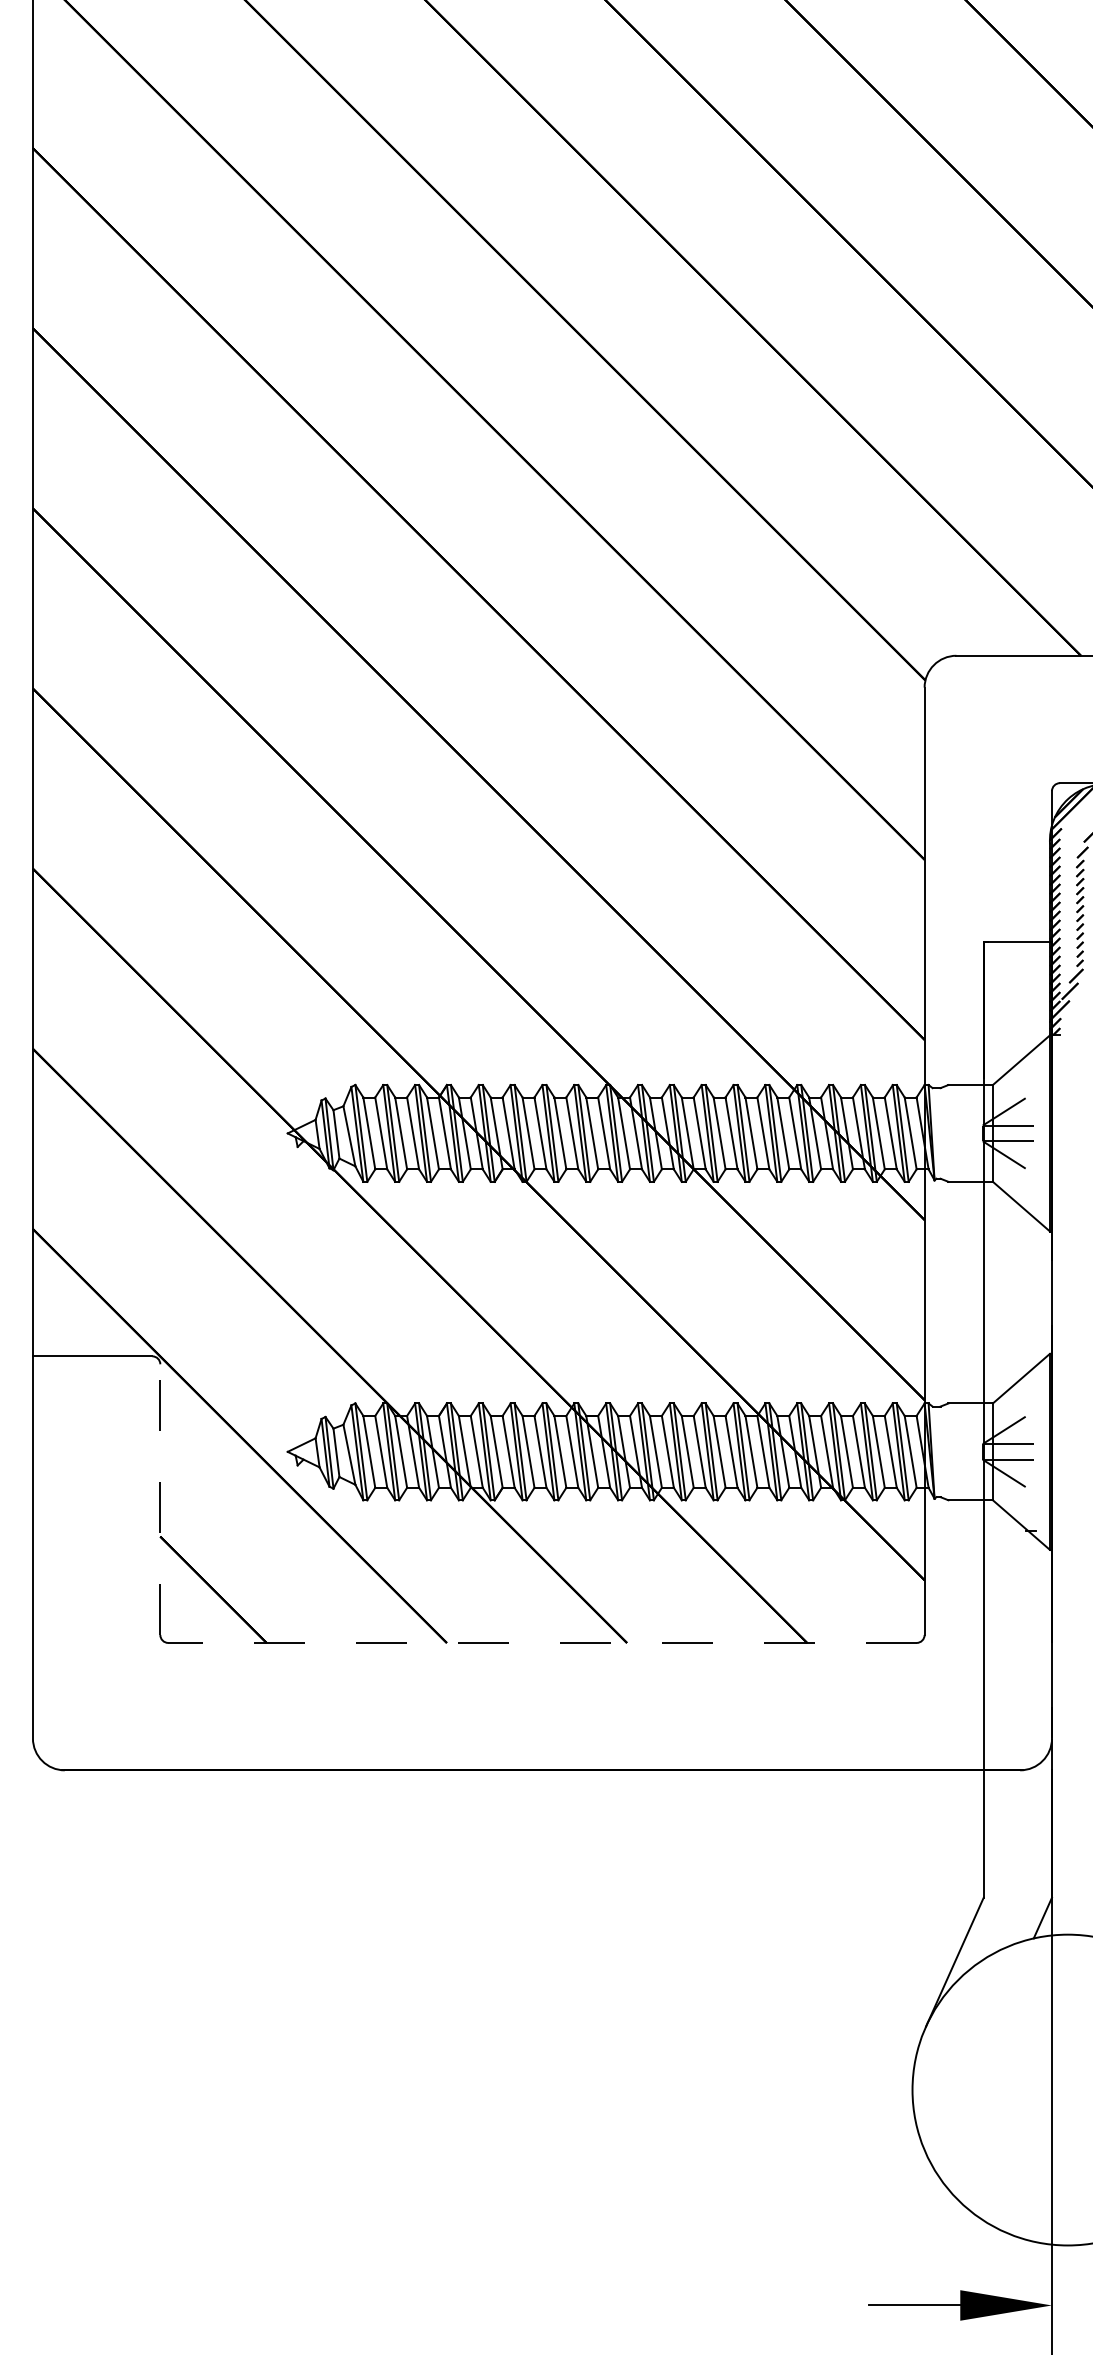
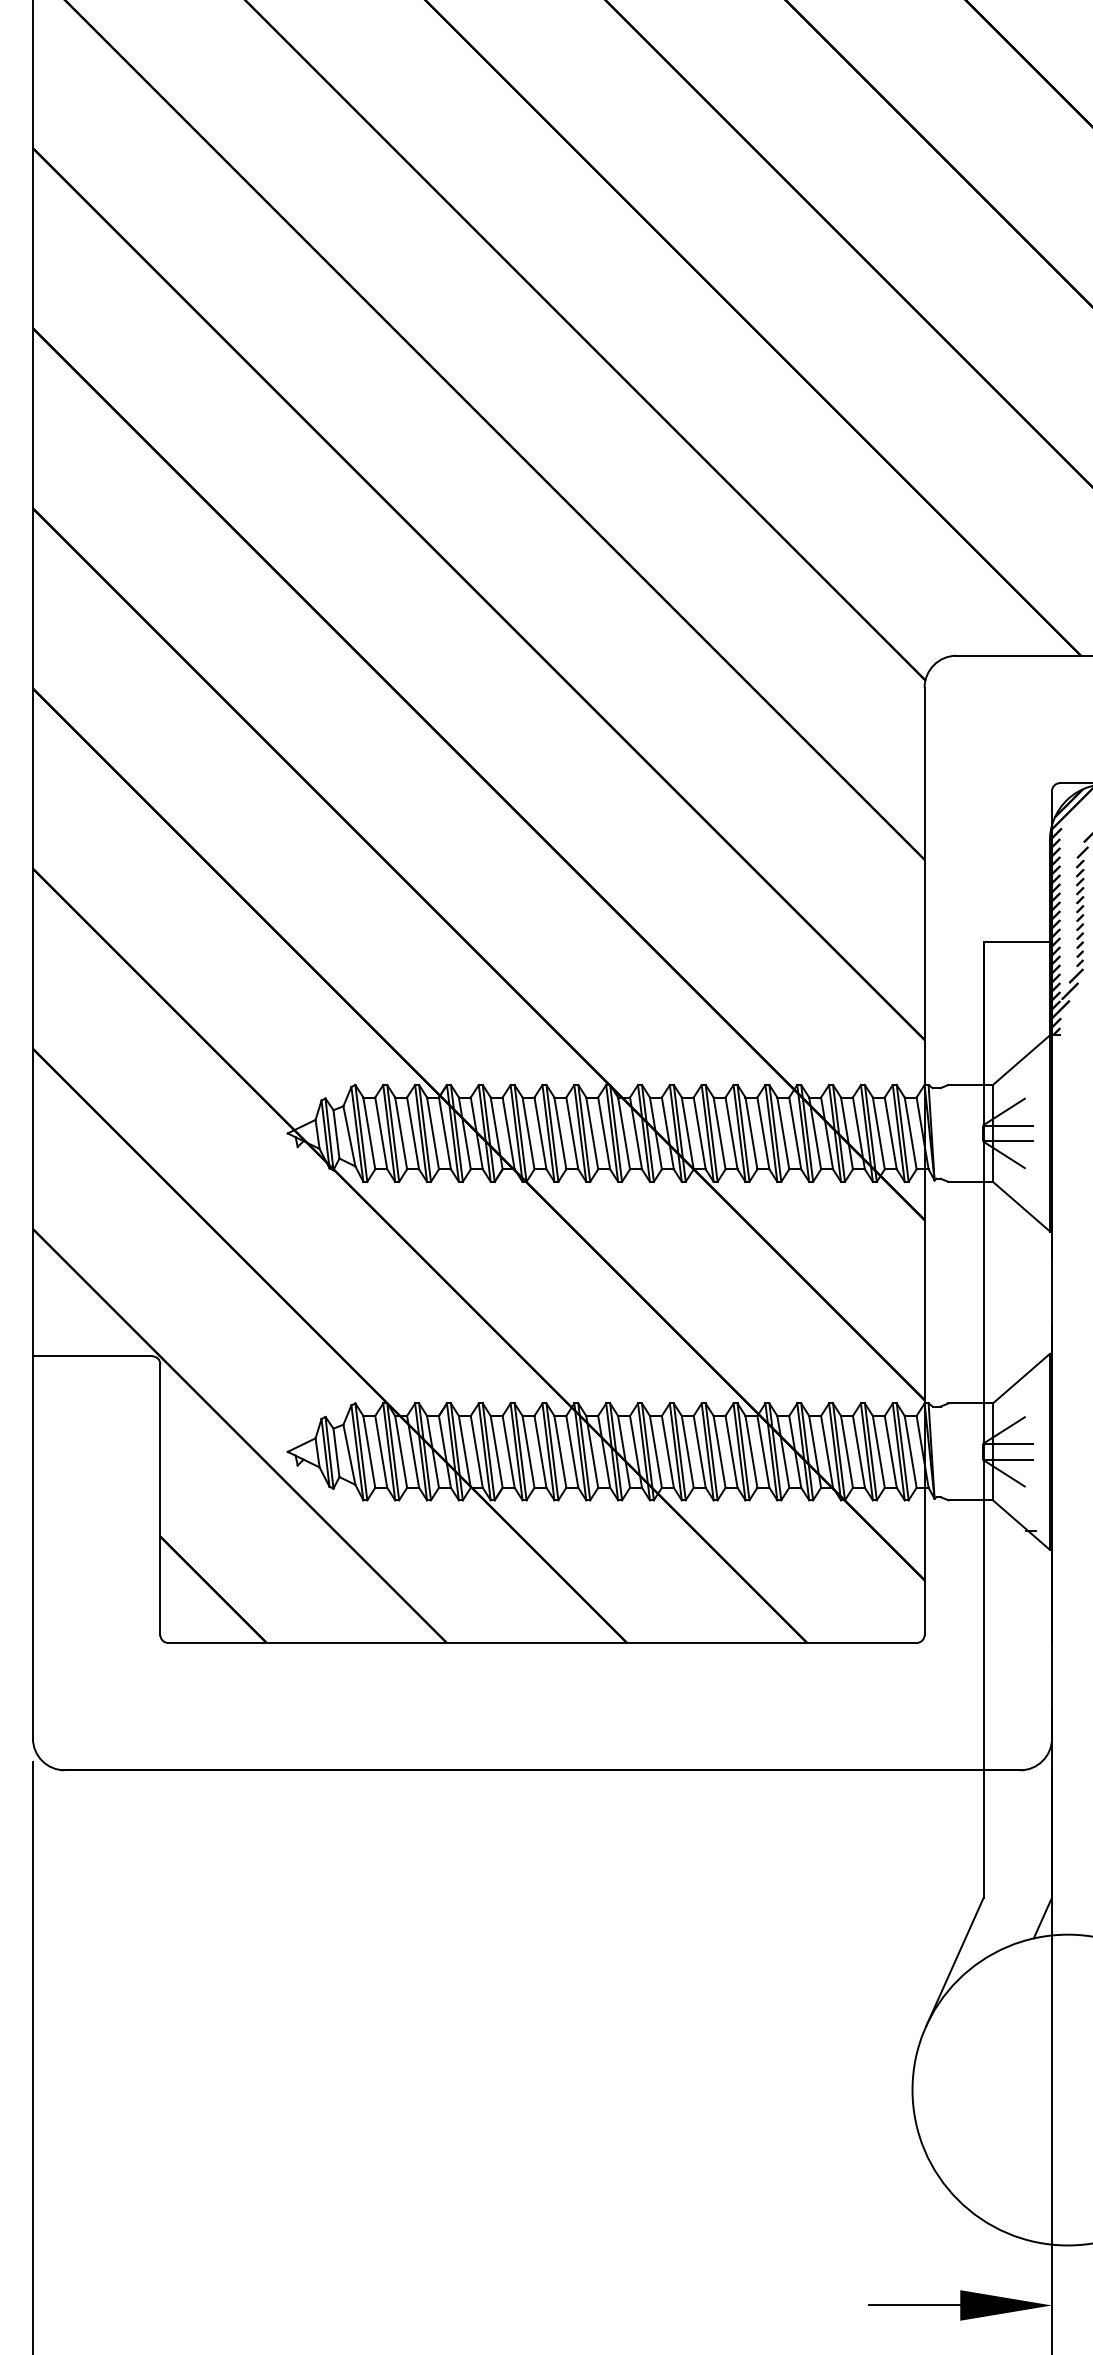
line: dashed -> solid (160, 1499)
line: dashed -> solid (541, 1642)
line: none -> present (32, 2056)
